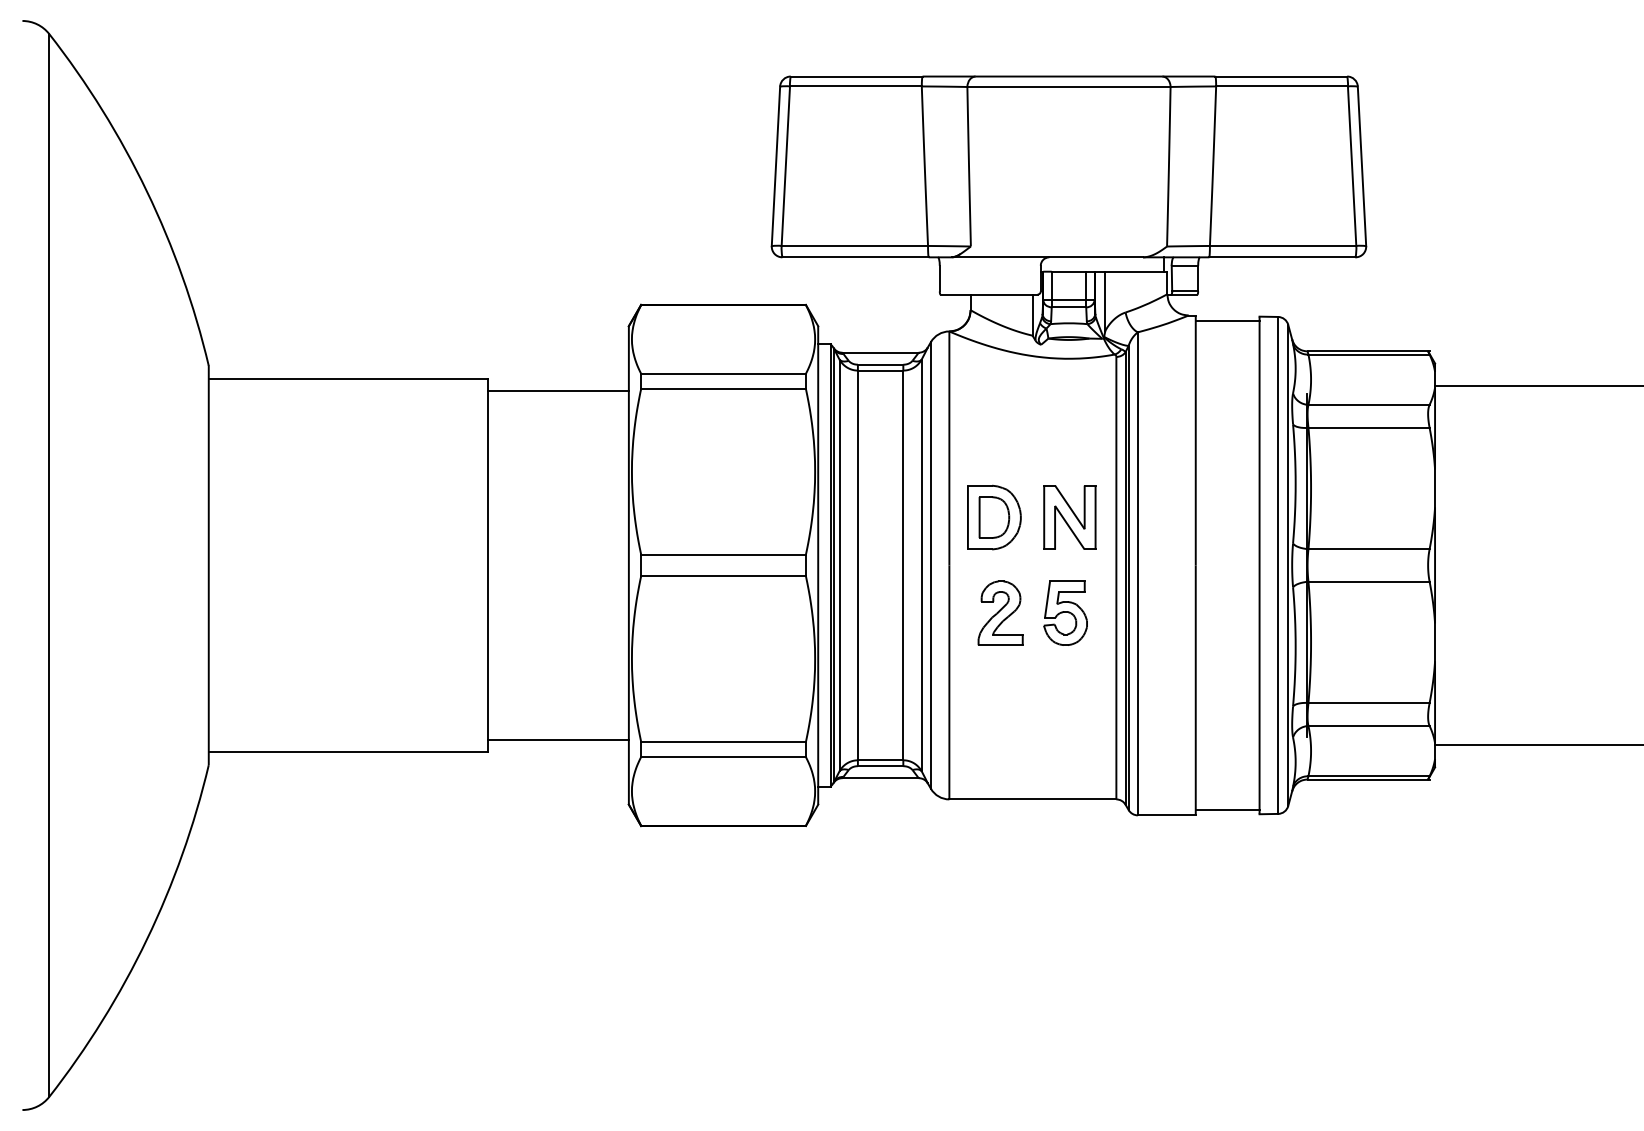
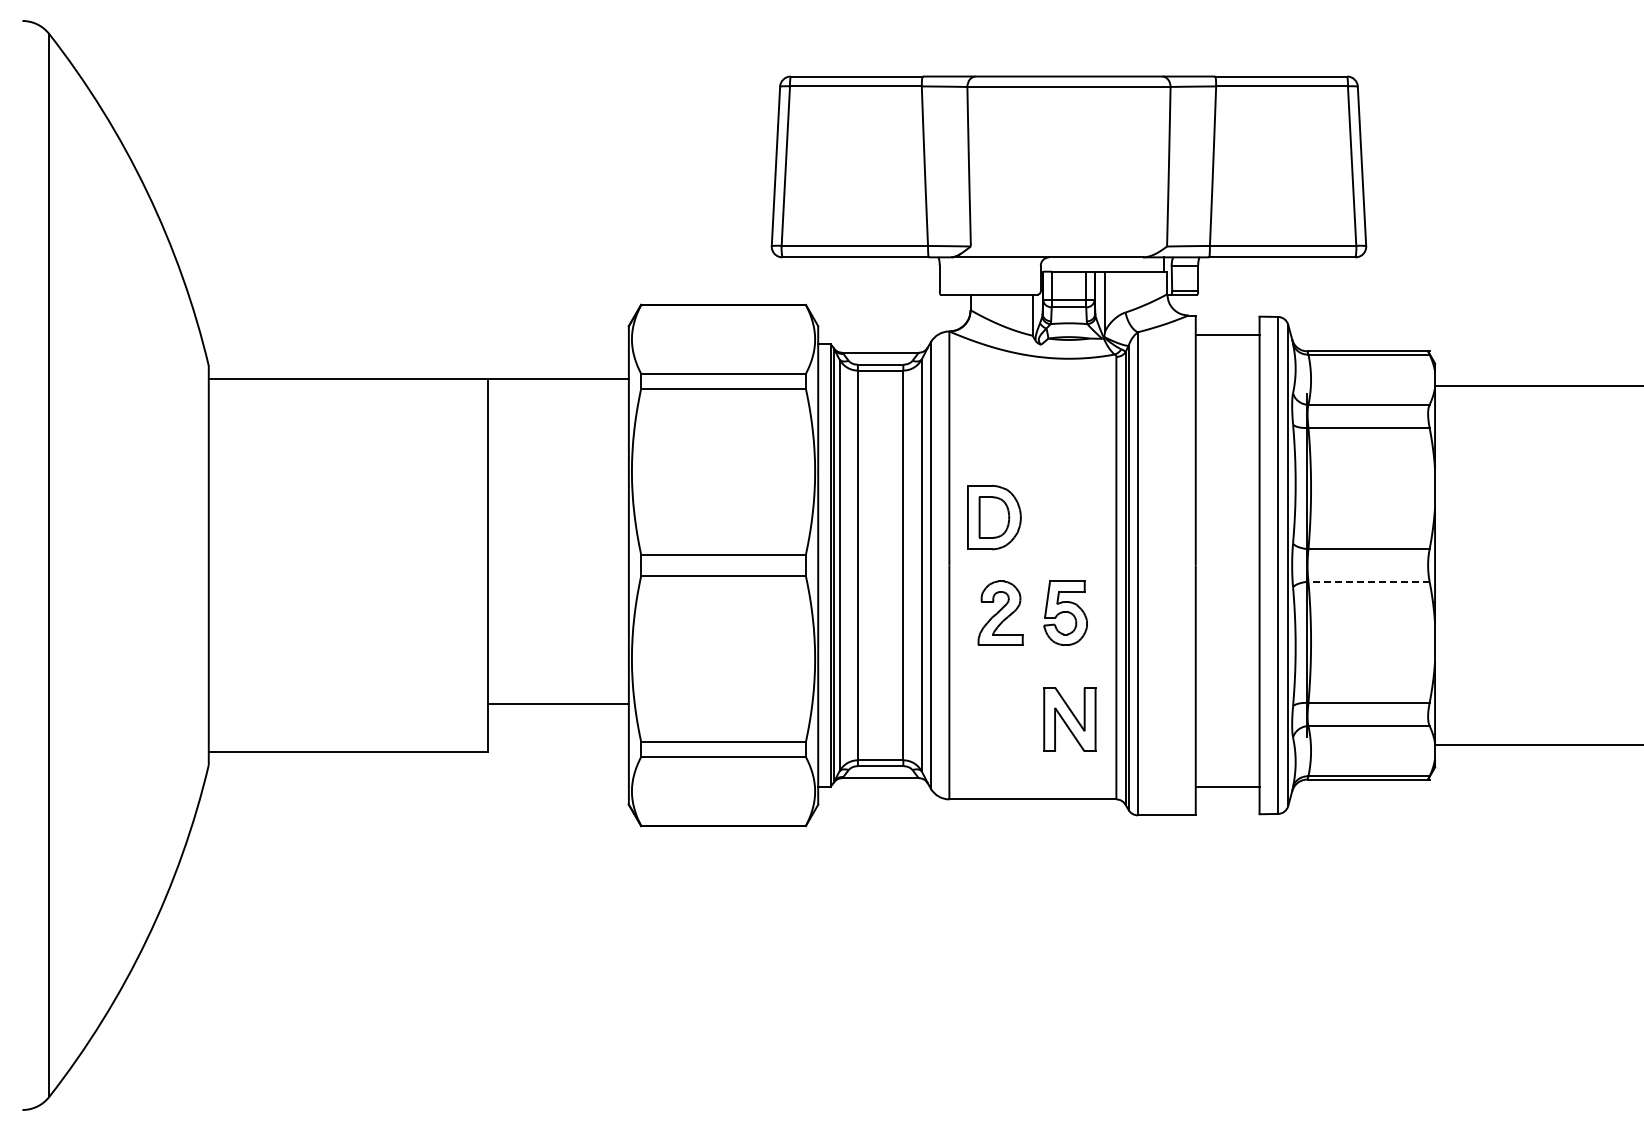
line position: (1227, 320) -> (1227, 334) (1227, 334)
line position: (558, 390) -> (558, 378) (558, 378)
part position: (1069, 517) -> (1069, 719) (1069, 719)
line: solid -> dashed (1369, 581)
line position: (558, 740) -> (558, 704) (558, 704)
line position: (1227, 810) -> (1227, 787) (1227, 787)
